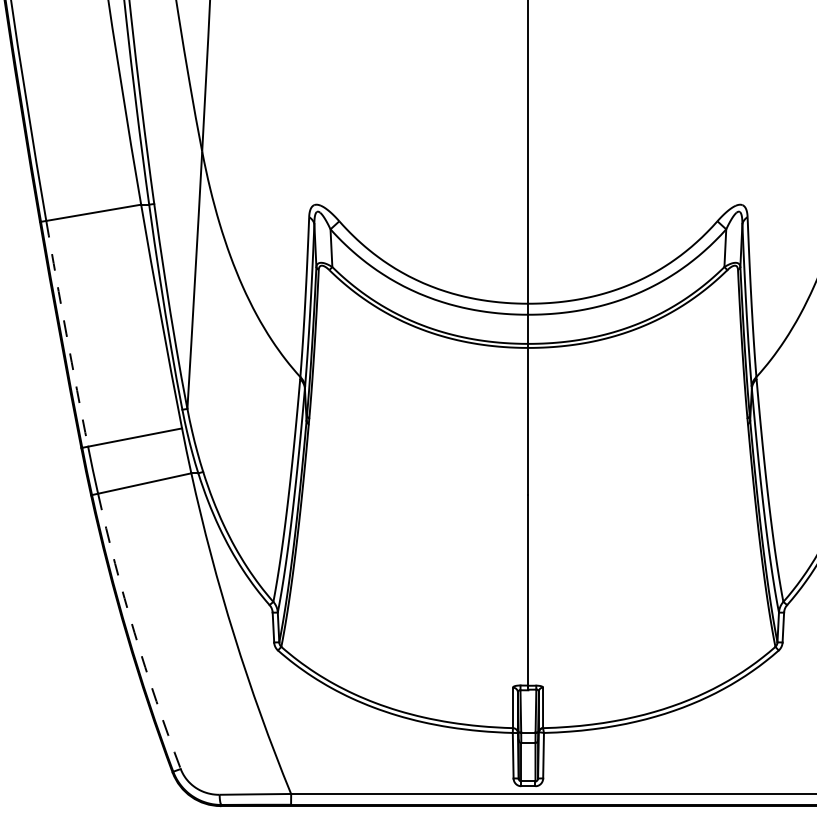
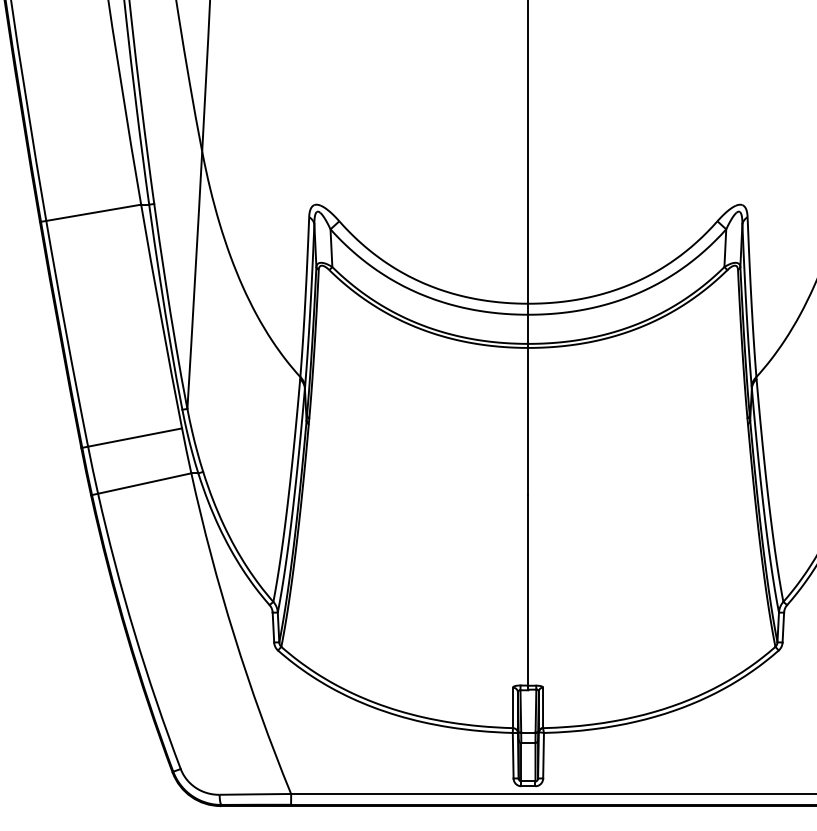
arc: dashed -> solid (66, 333)
arc: dashed -> solid (134, 632)
